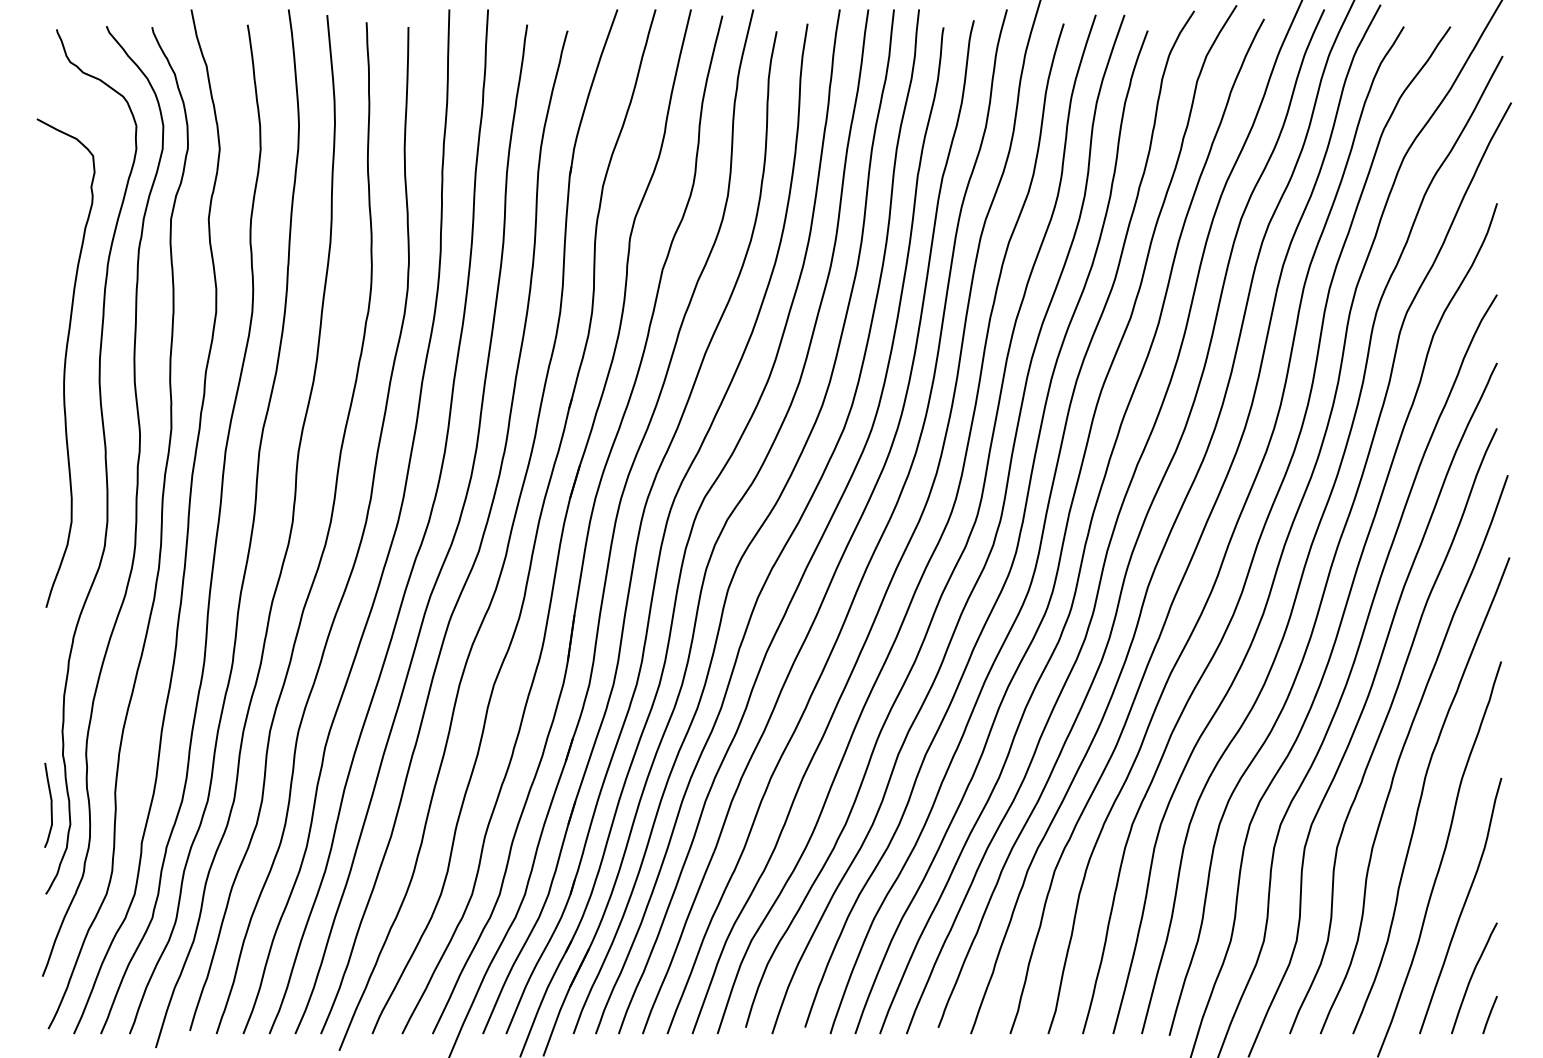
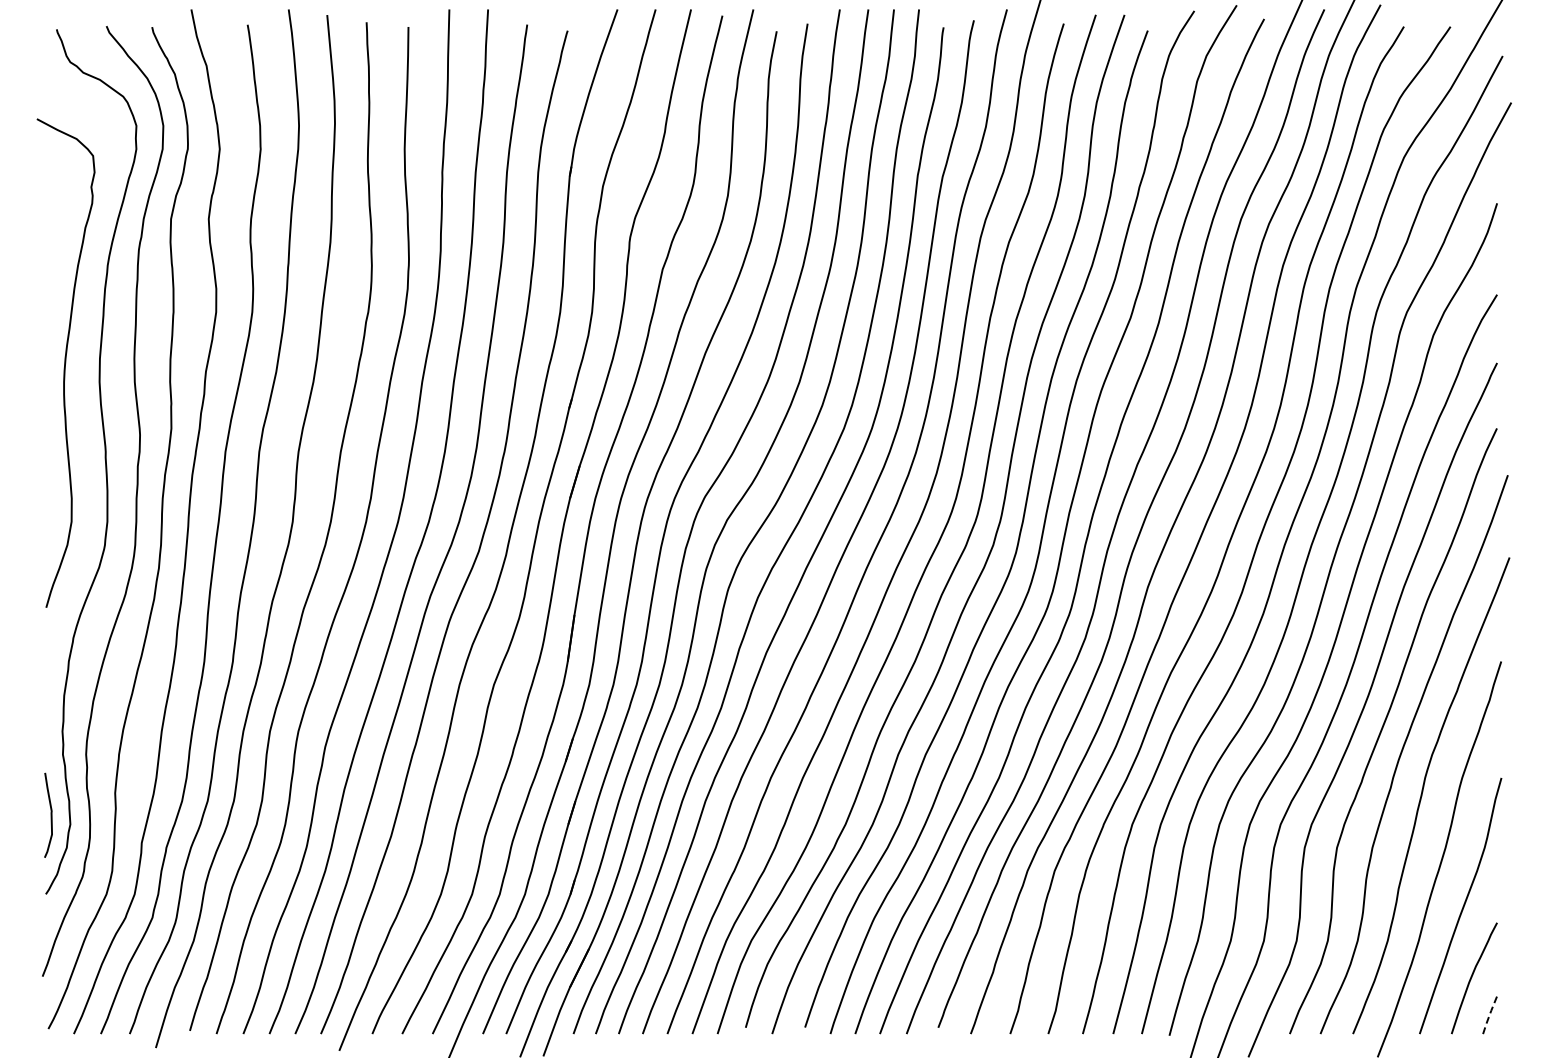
curve position: (50, 804) -> (50, 814) (50, 814)
line: solid -> dashed (1489, 1015)
